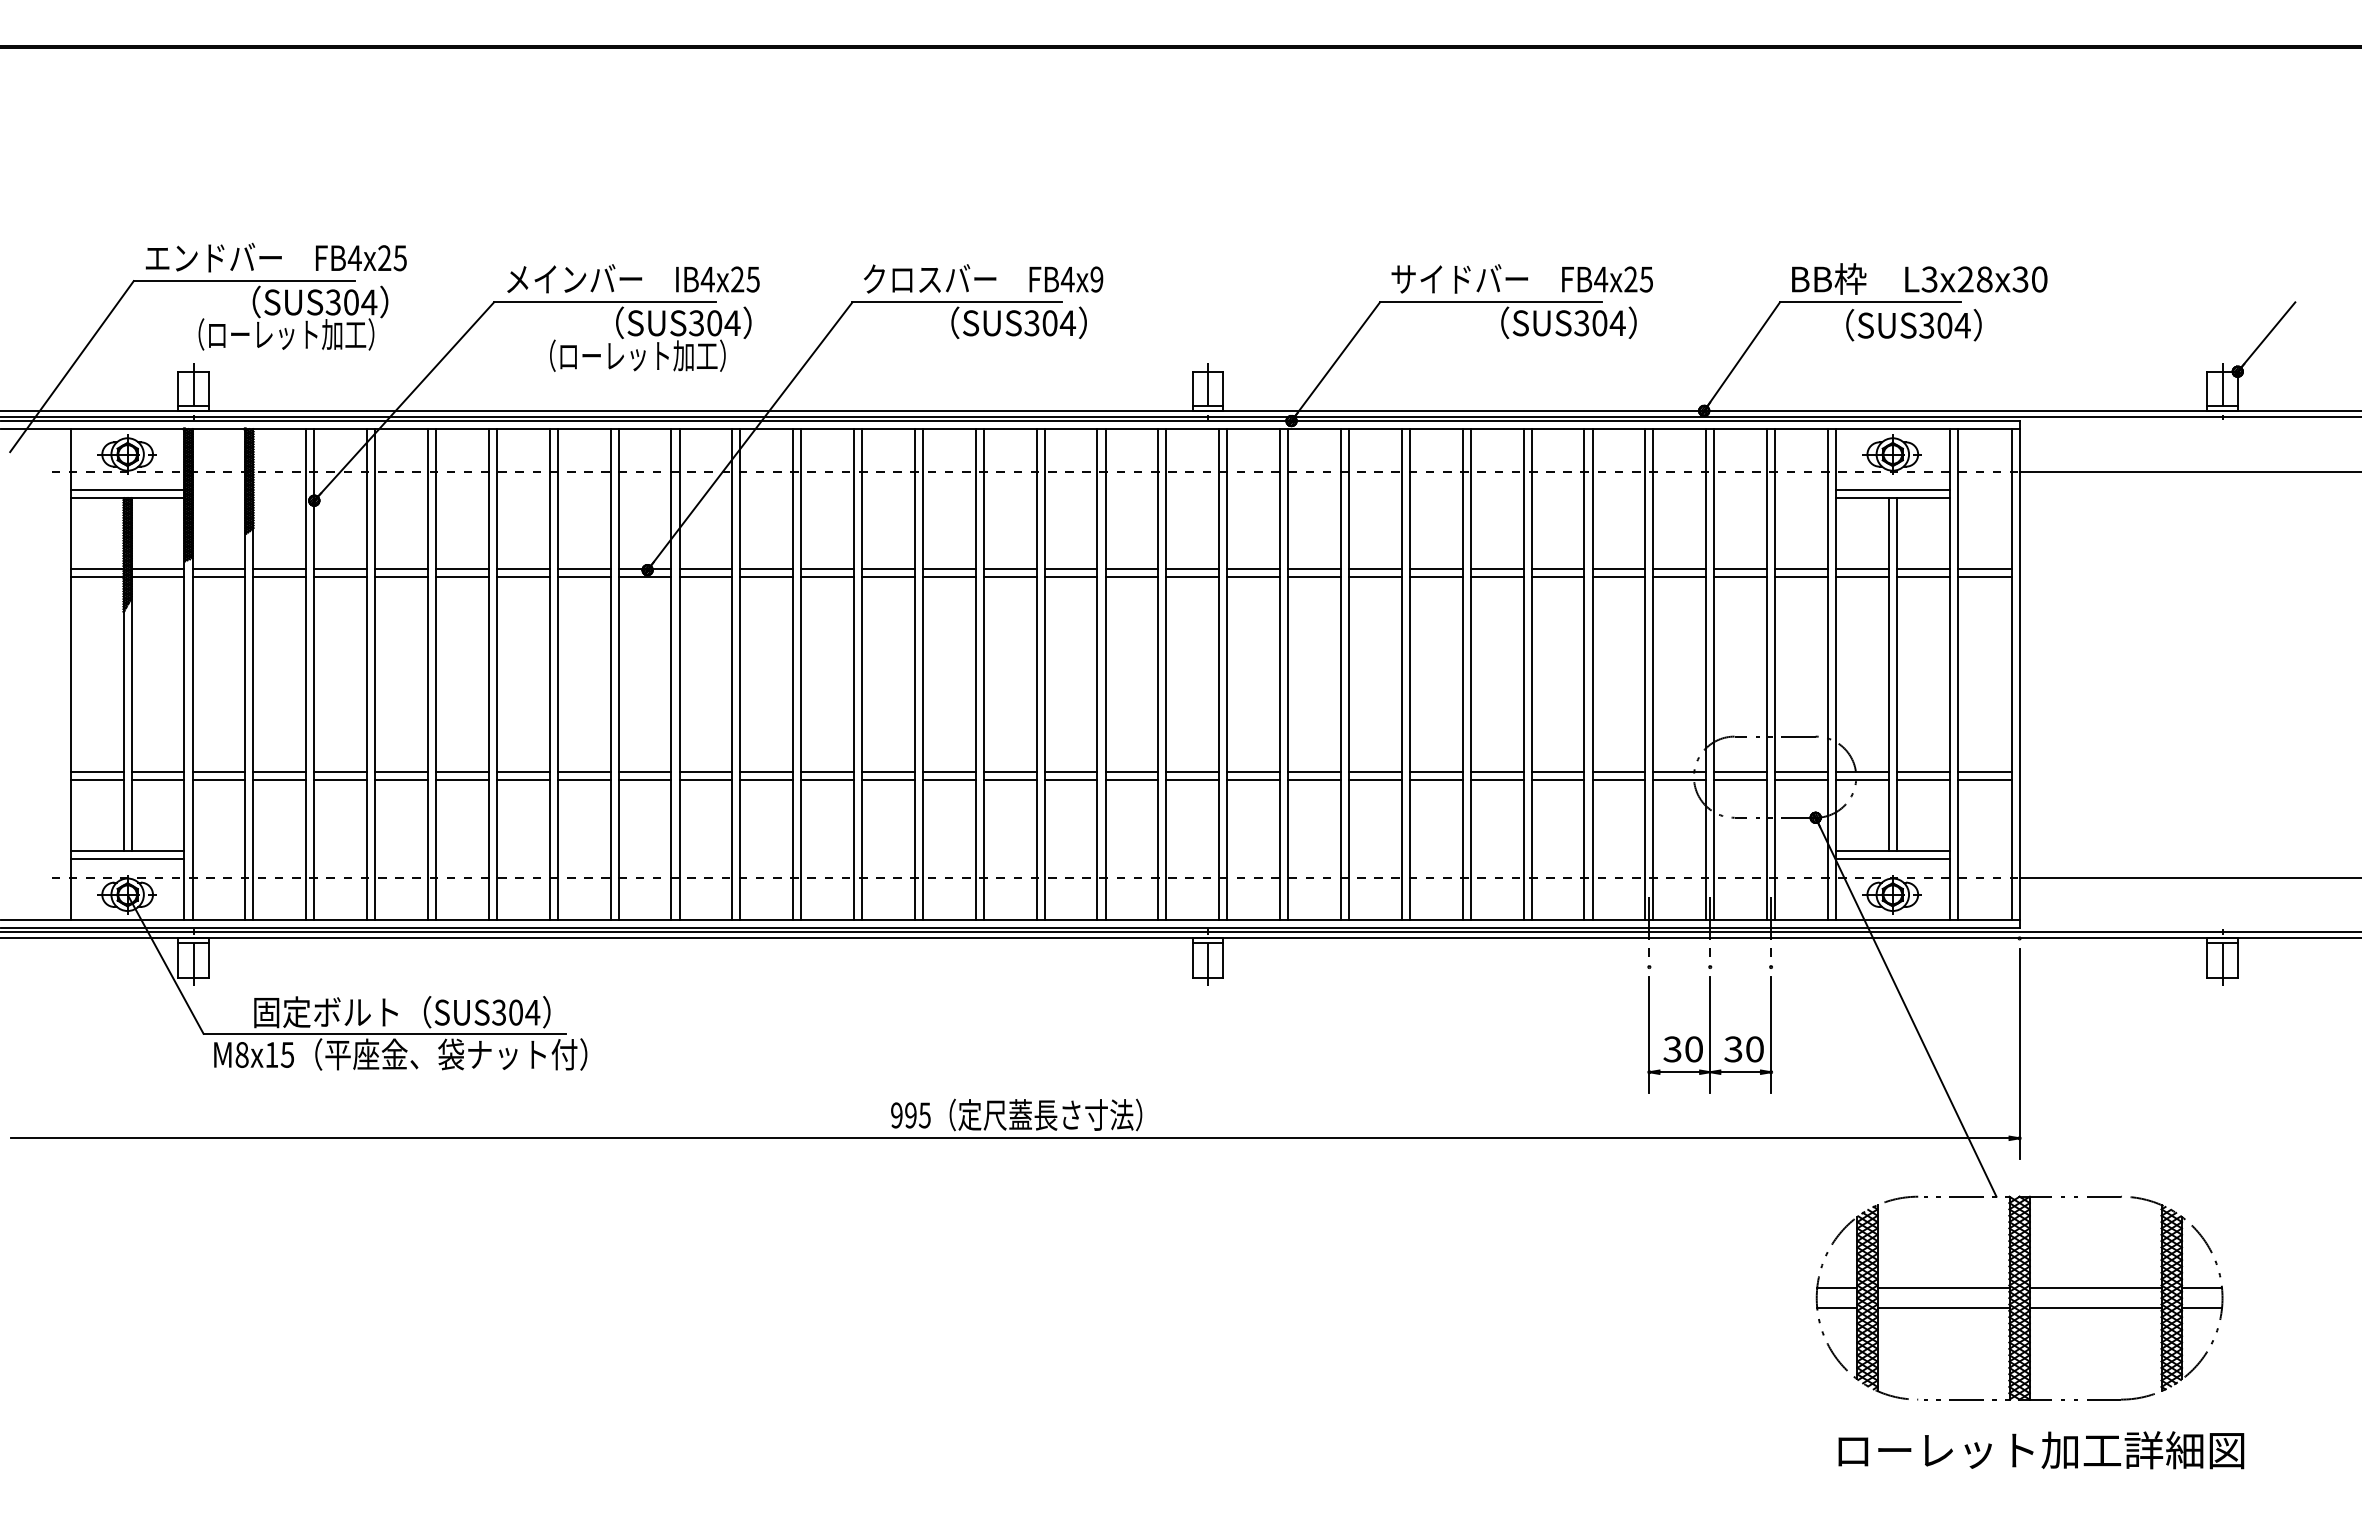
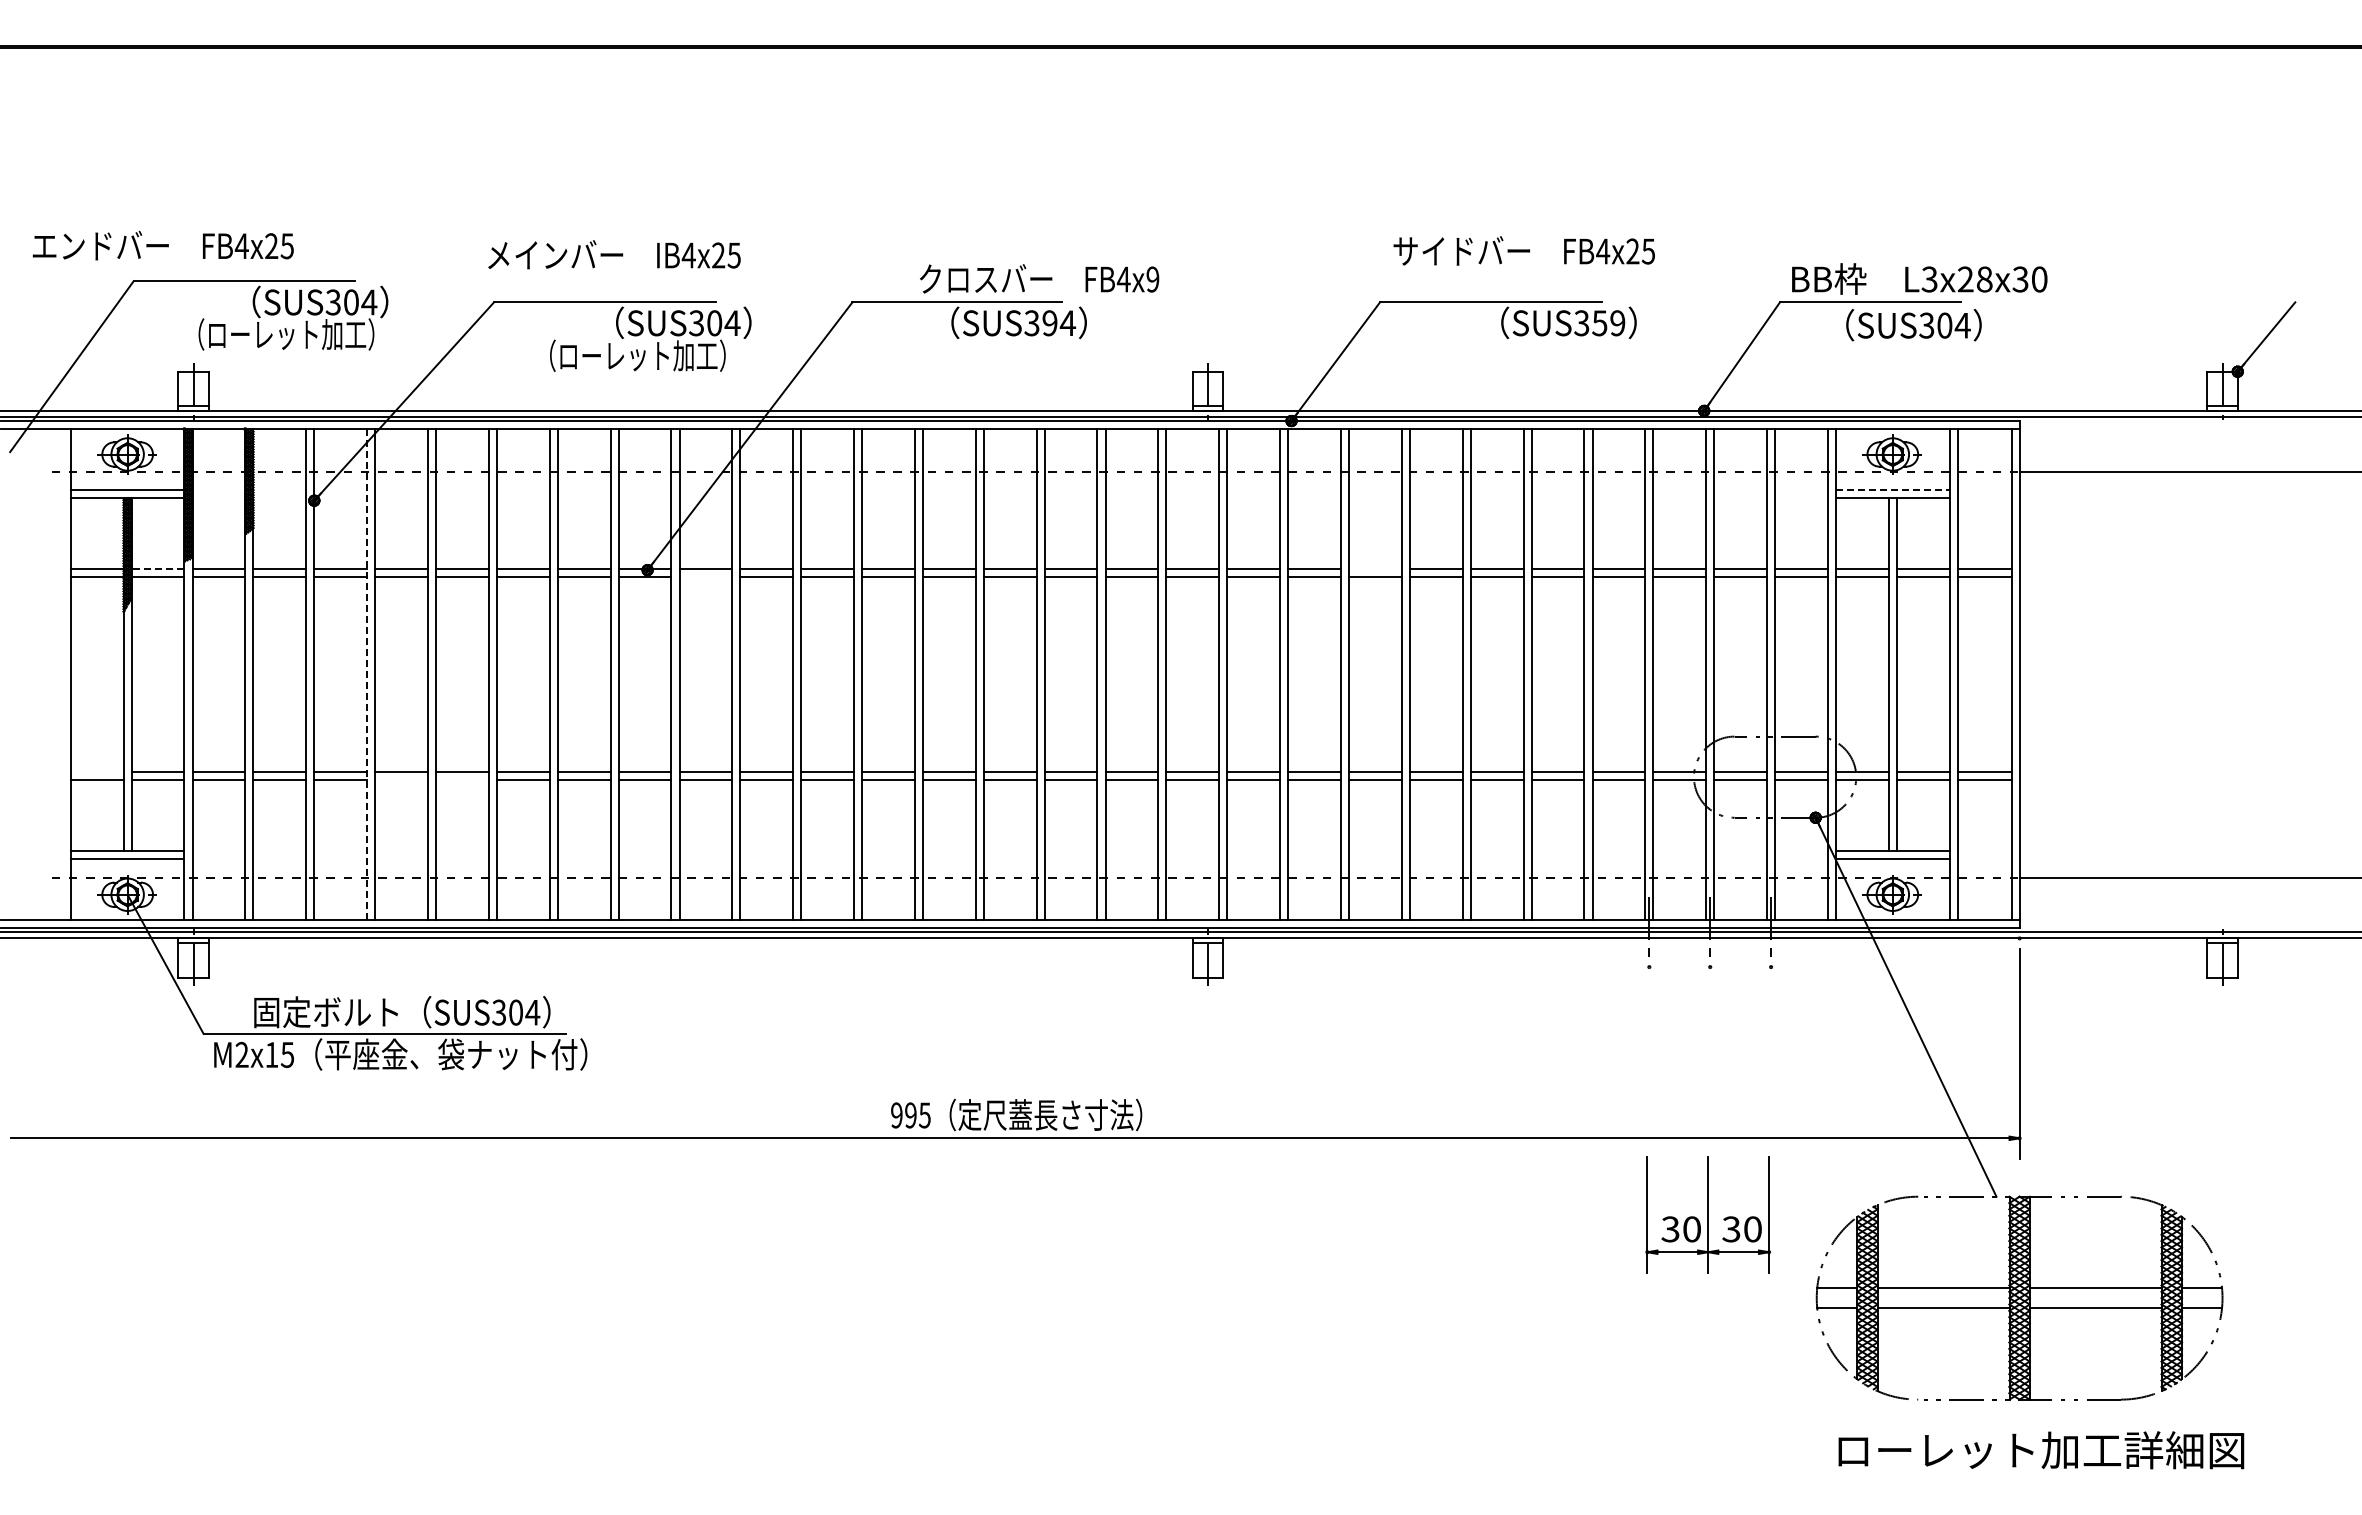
text position: (275, 257) -> (162, 245) (162, 245)
text position: (633, 278) -> (614, 254) (614, 254)
text position: (983, 278) -> (1039, 278) (1039, 278)
text position: (1521, 278) -> (1523, 250) (1523, 250)
text: SUS304 -> SUS394 (1049, 323)
text: SUS304 -> SUS359 (1608, 323)
line: solid -> dashed (1892, 490)
line: solid -> dashed (157, 569)
line: present -> none (1375, 569)
line: present -> none (705, 577)
line: solid -> dashed (367, 675)
line: present -> none (96, 772)
line: present -> none (401, 780)
line: present -> none (462, 780)
part position: (1709, 1034) -> (1707, 1214) (1707, 1214)
text: M8x15 -> M2x15 (241, 1054)
